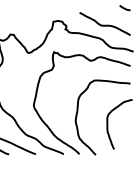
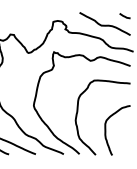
curve position: (124, 8) -> (124, 16) (124, 16)
curve position: (108, 124) -> (106, 130) (106, 130)
